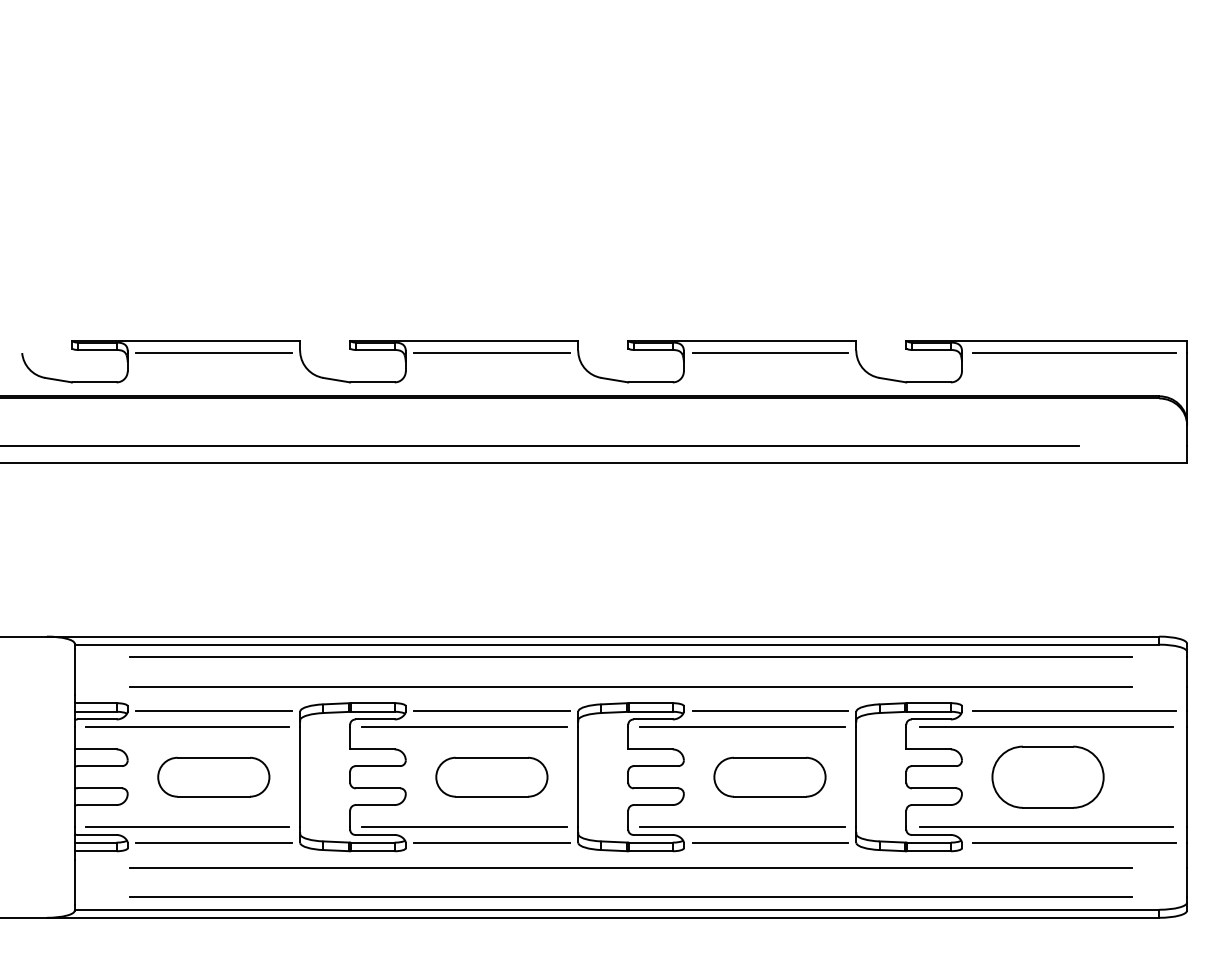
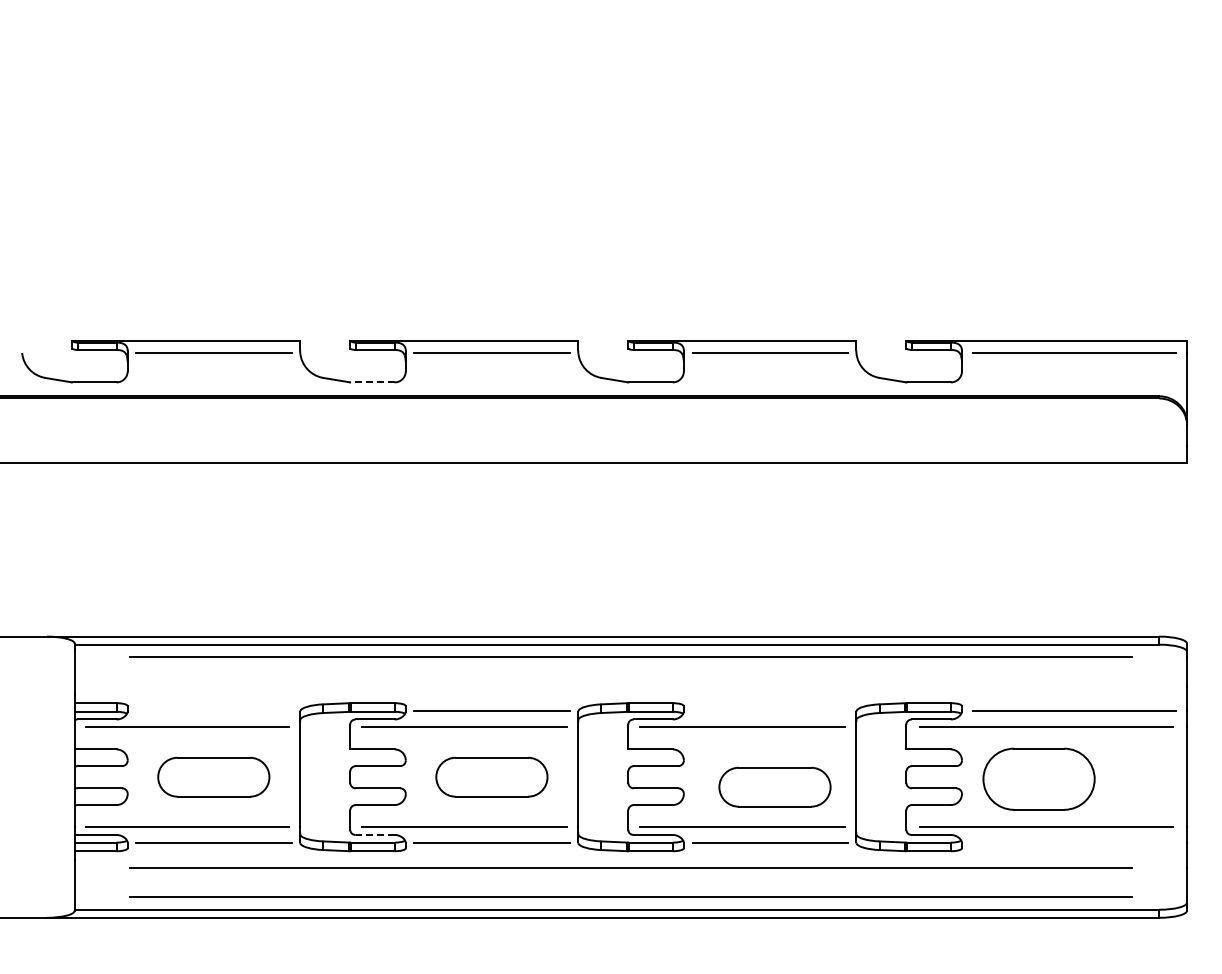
line: solid -> dashed (372, 382)
line: present -> none (540, 445)
line: present -> none (630, 686)
line: present -> none (213, 711)
line: present -> none (769, 711)
part position: (769, 776) -> (774, 786) (774, 786)
part position: (1047, 776) -> (1038, 778) (1038, 778)
line: solid -> dashed (374, 834)
line: present -> none (1074, 842)
